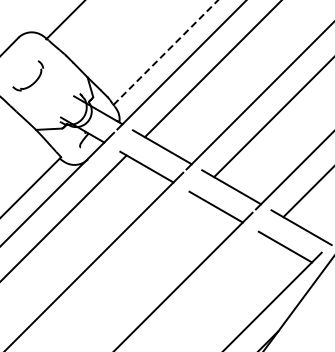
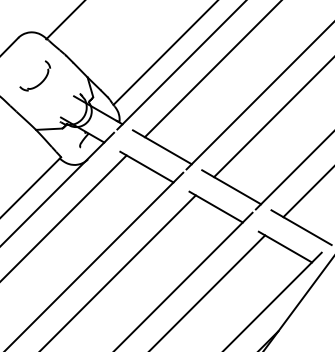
line: dashed -> solid (165, 52)
part position: (34, 81) -> (41, 81) (41, 81)
line: none -> present (118, 271)
line: none -> present (208, 291)
